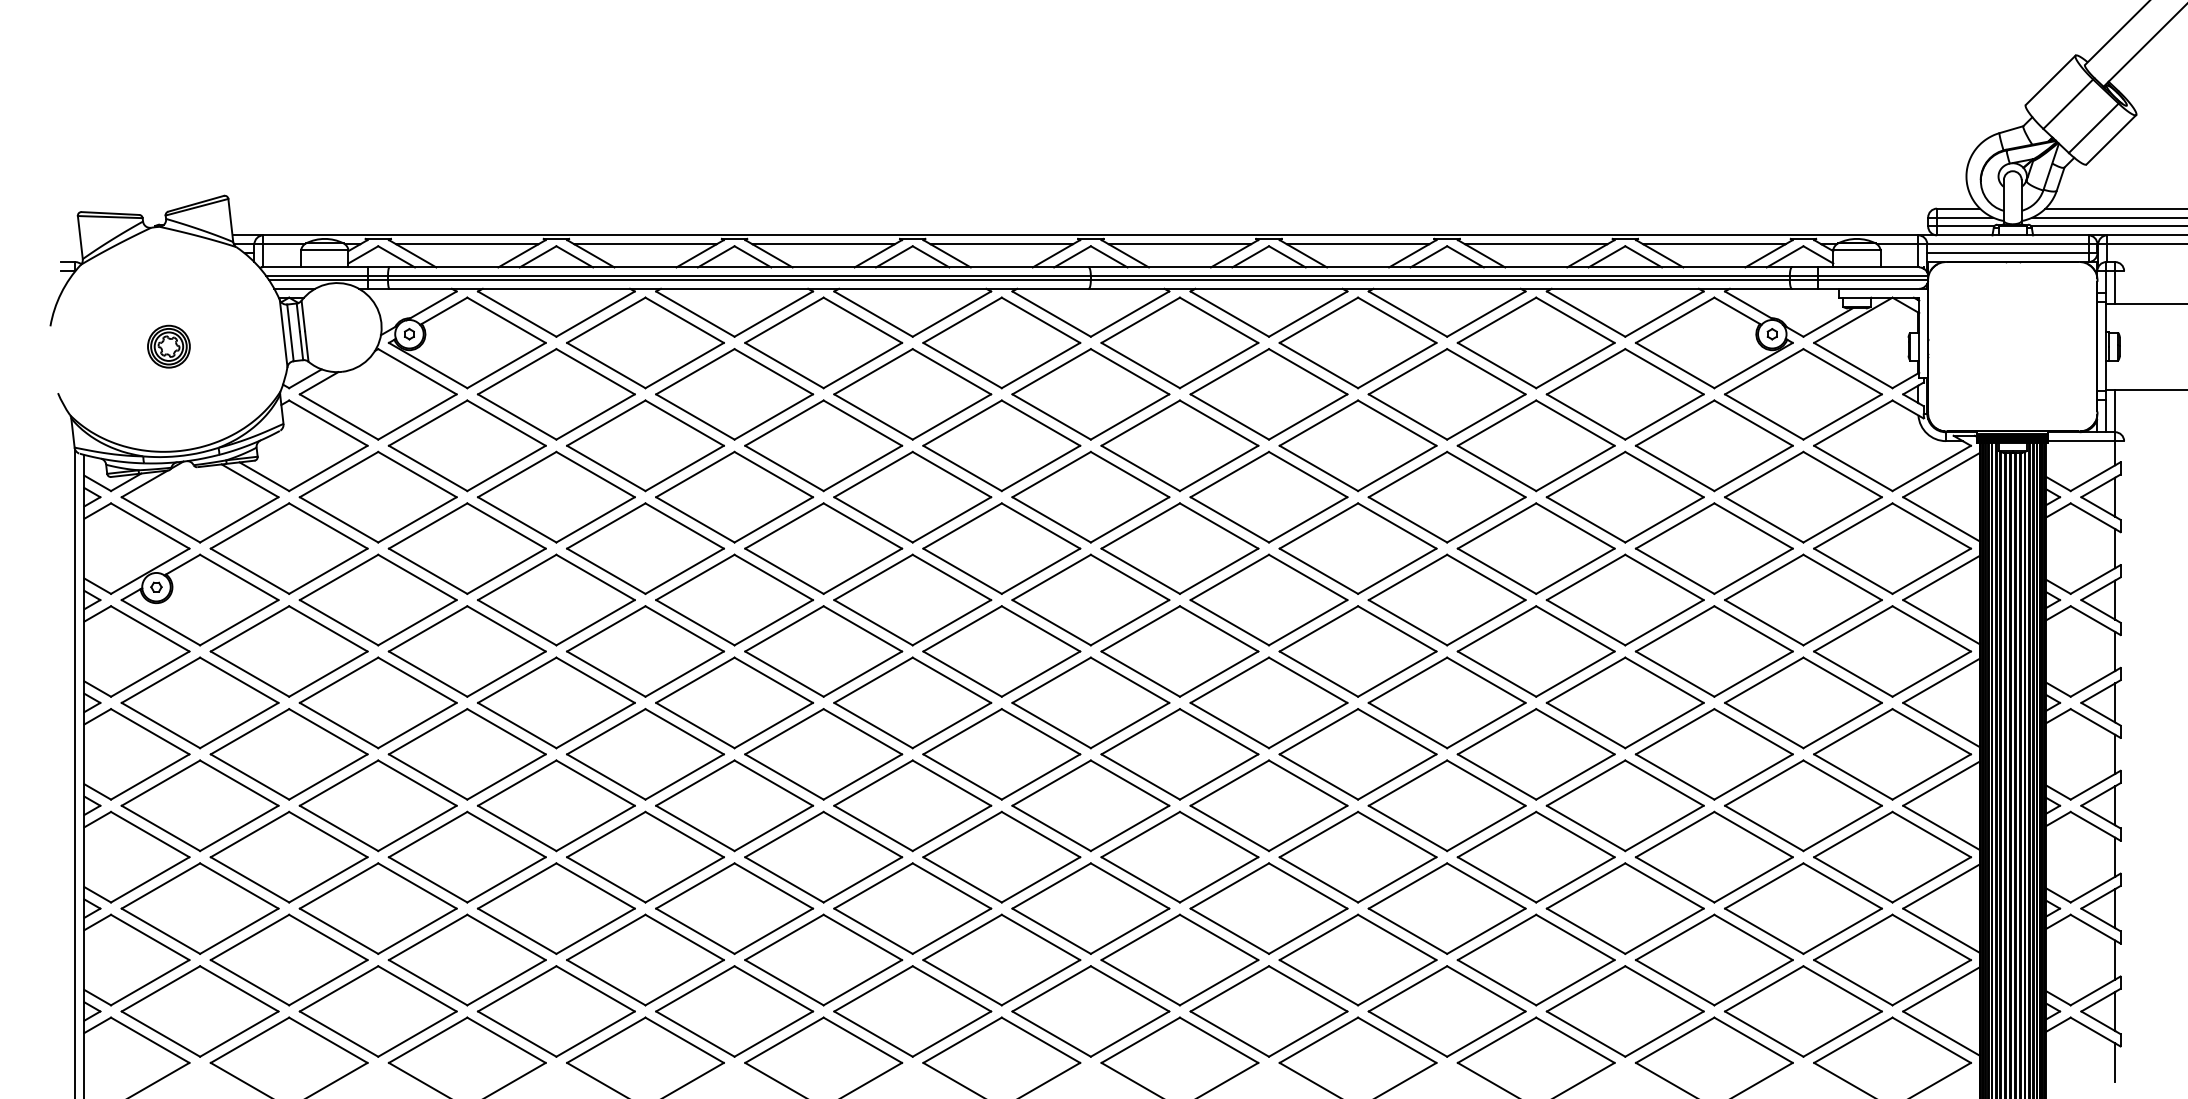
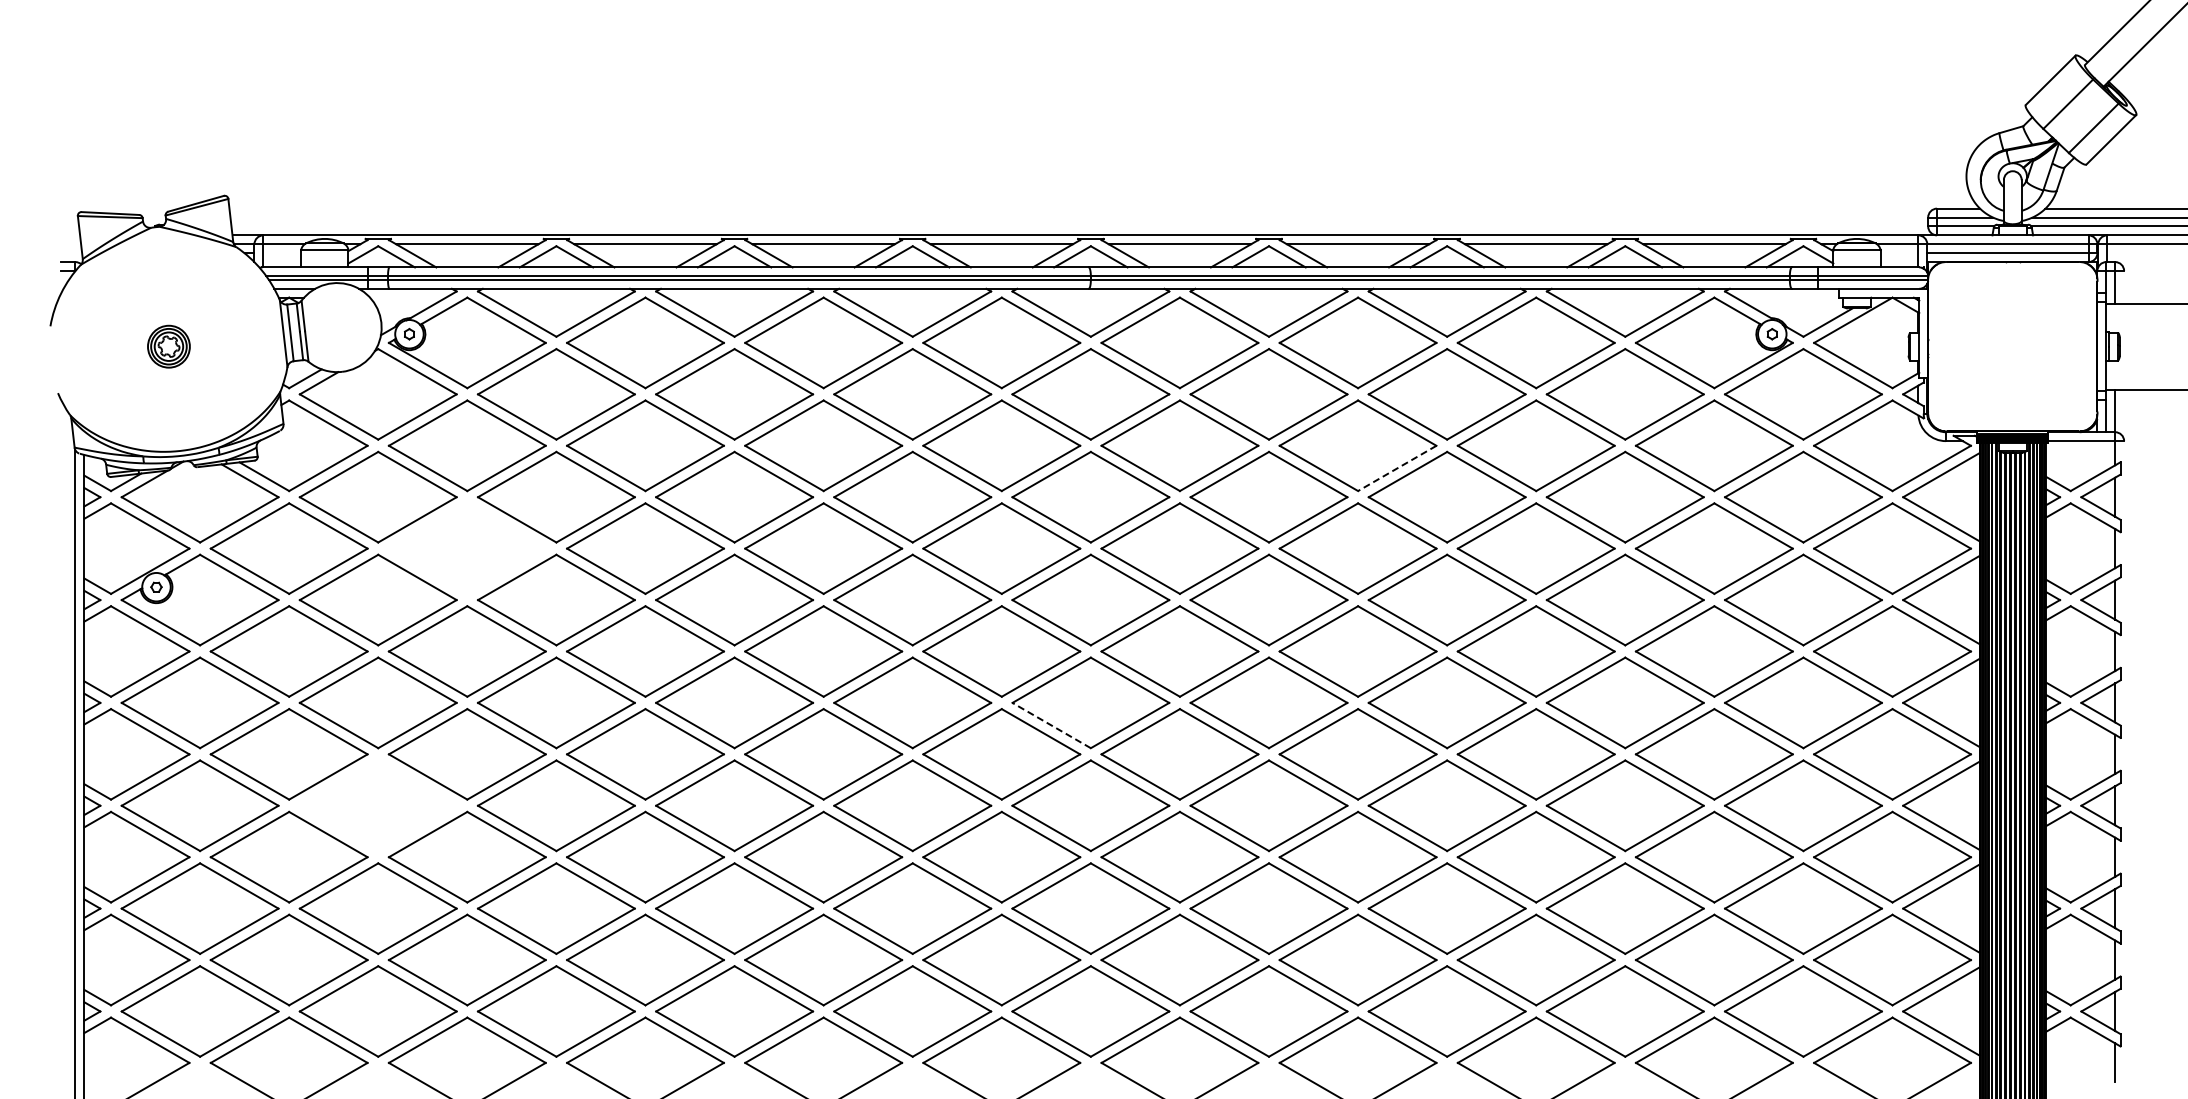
line: solid -> dashed (1396, 468)
part: present -> none (466, 548)
line: solid -> dashed (1051, 725)
part: present -> none (377, 805)
